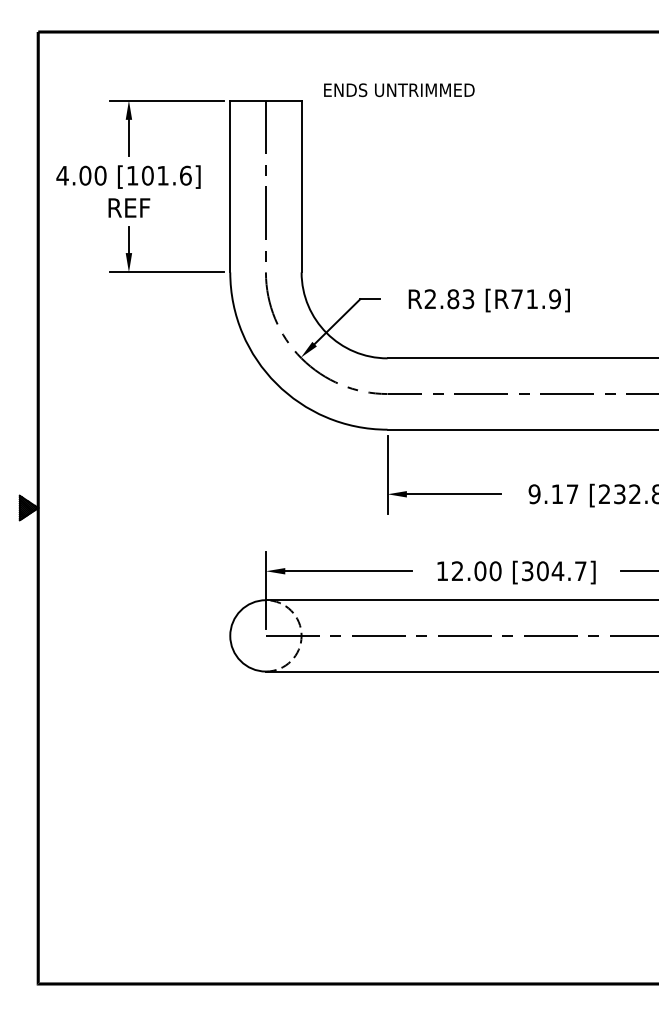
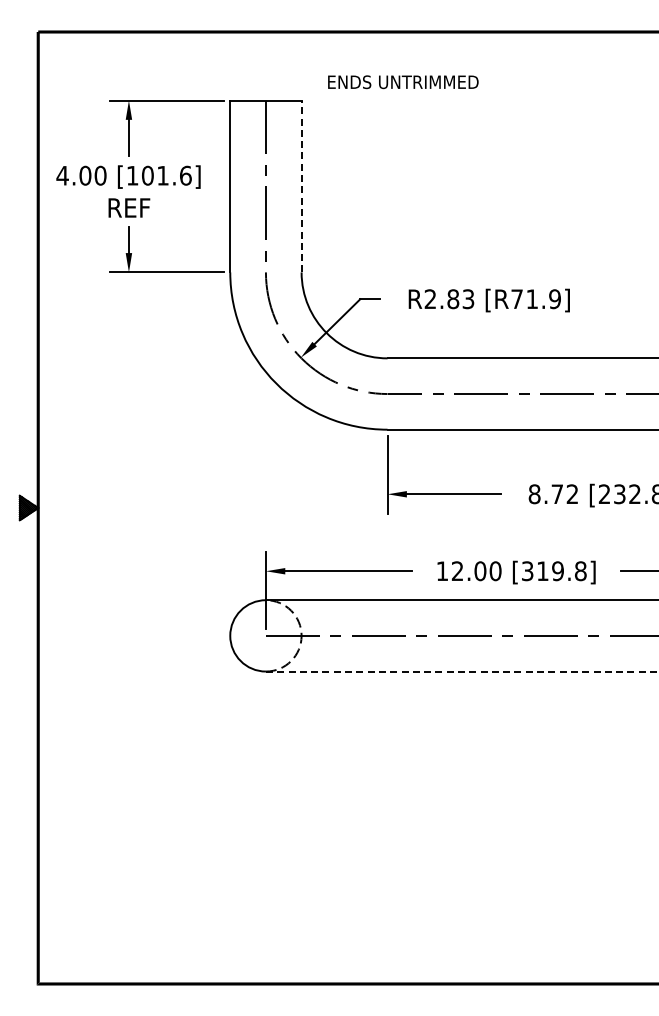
text position: (399, 90) -> (403, 82) (403, 82)
line: solid -> dashed (301, 186)
text: 9.17 -> 8.72 (553, 494)
text: [304.7] -> [319.8] (561, 571)
line: solid -> dashed (462, 671)
